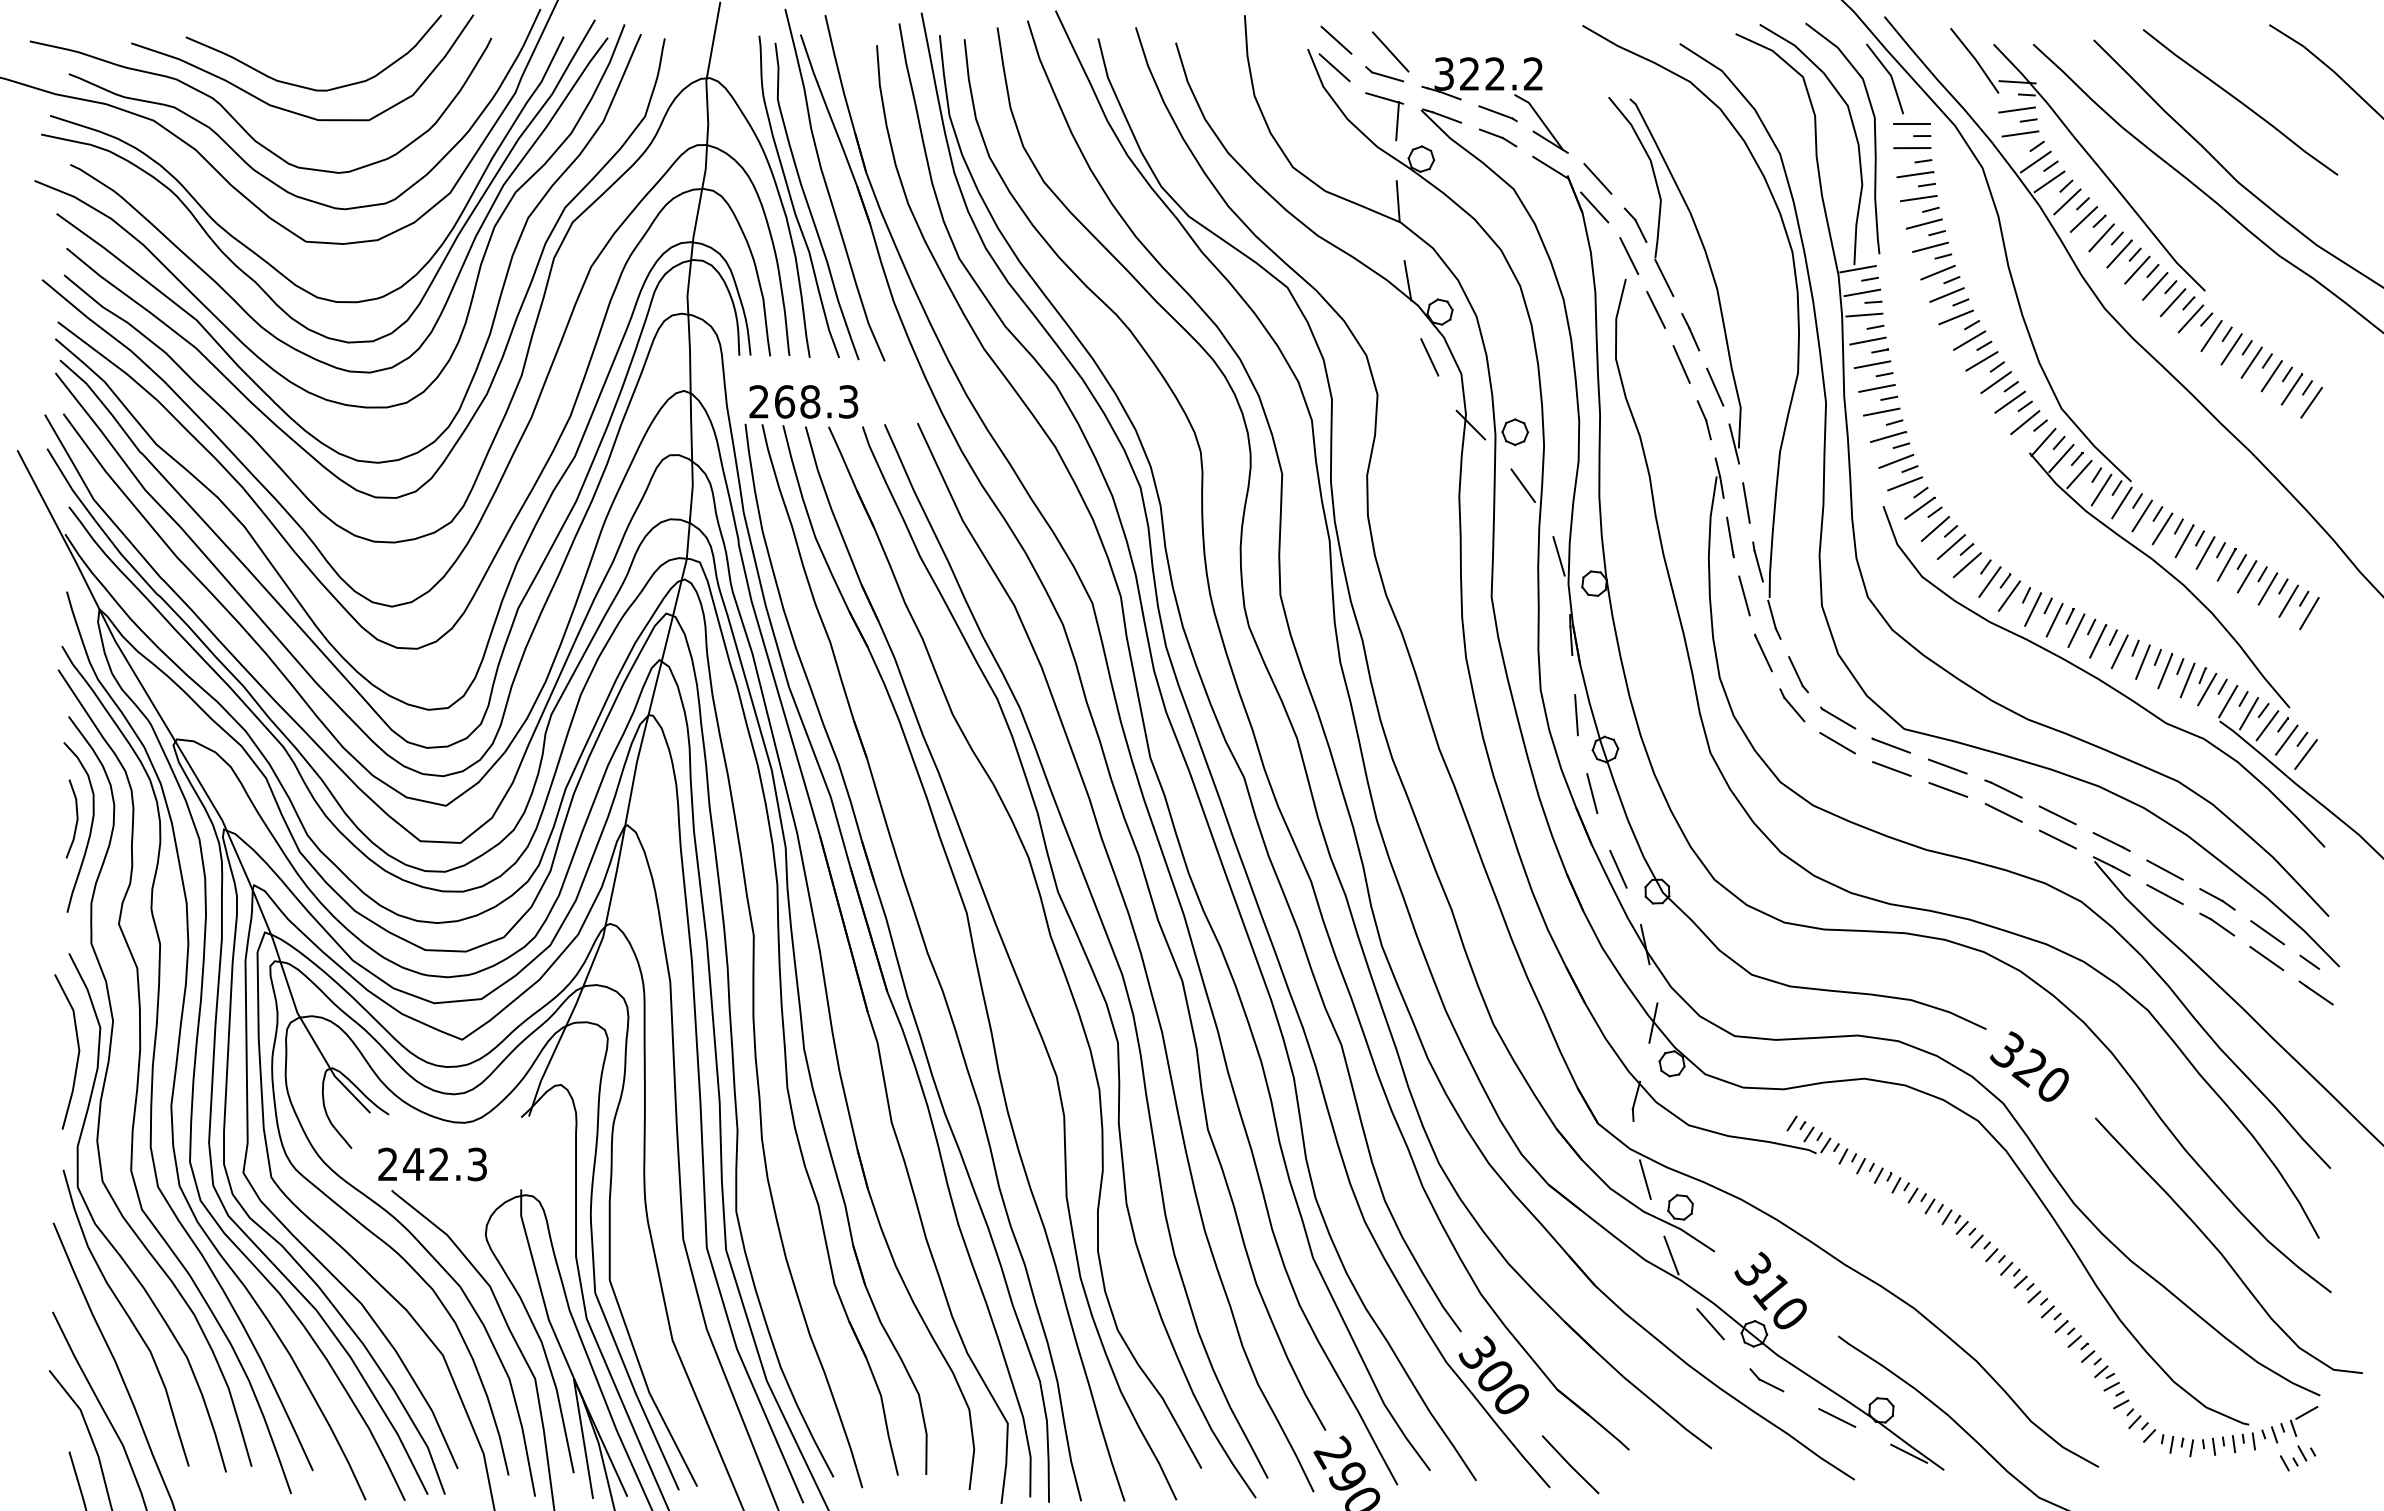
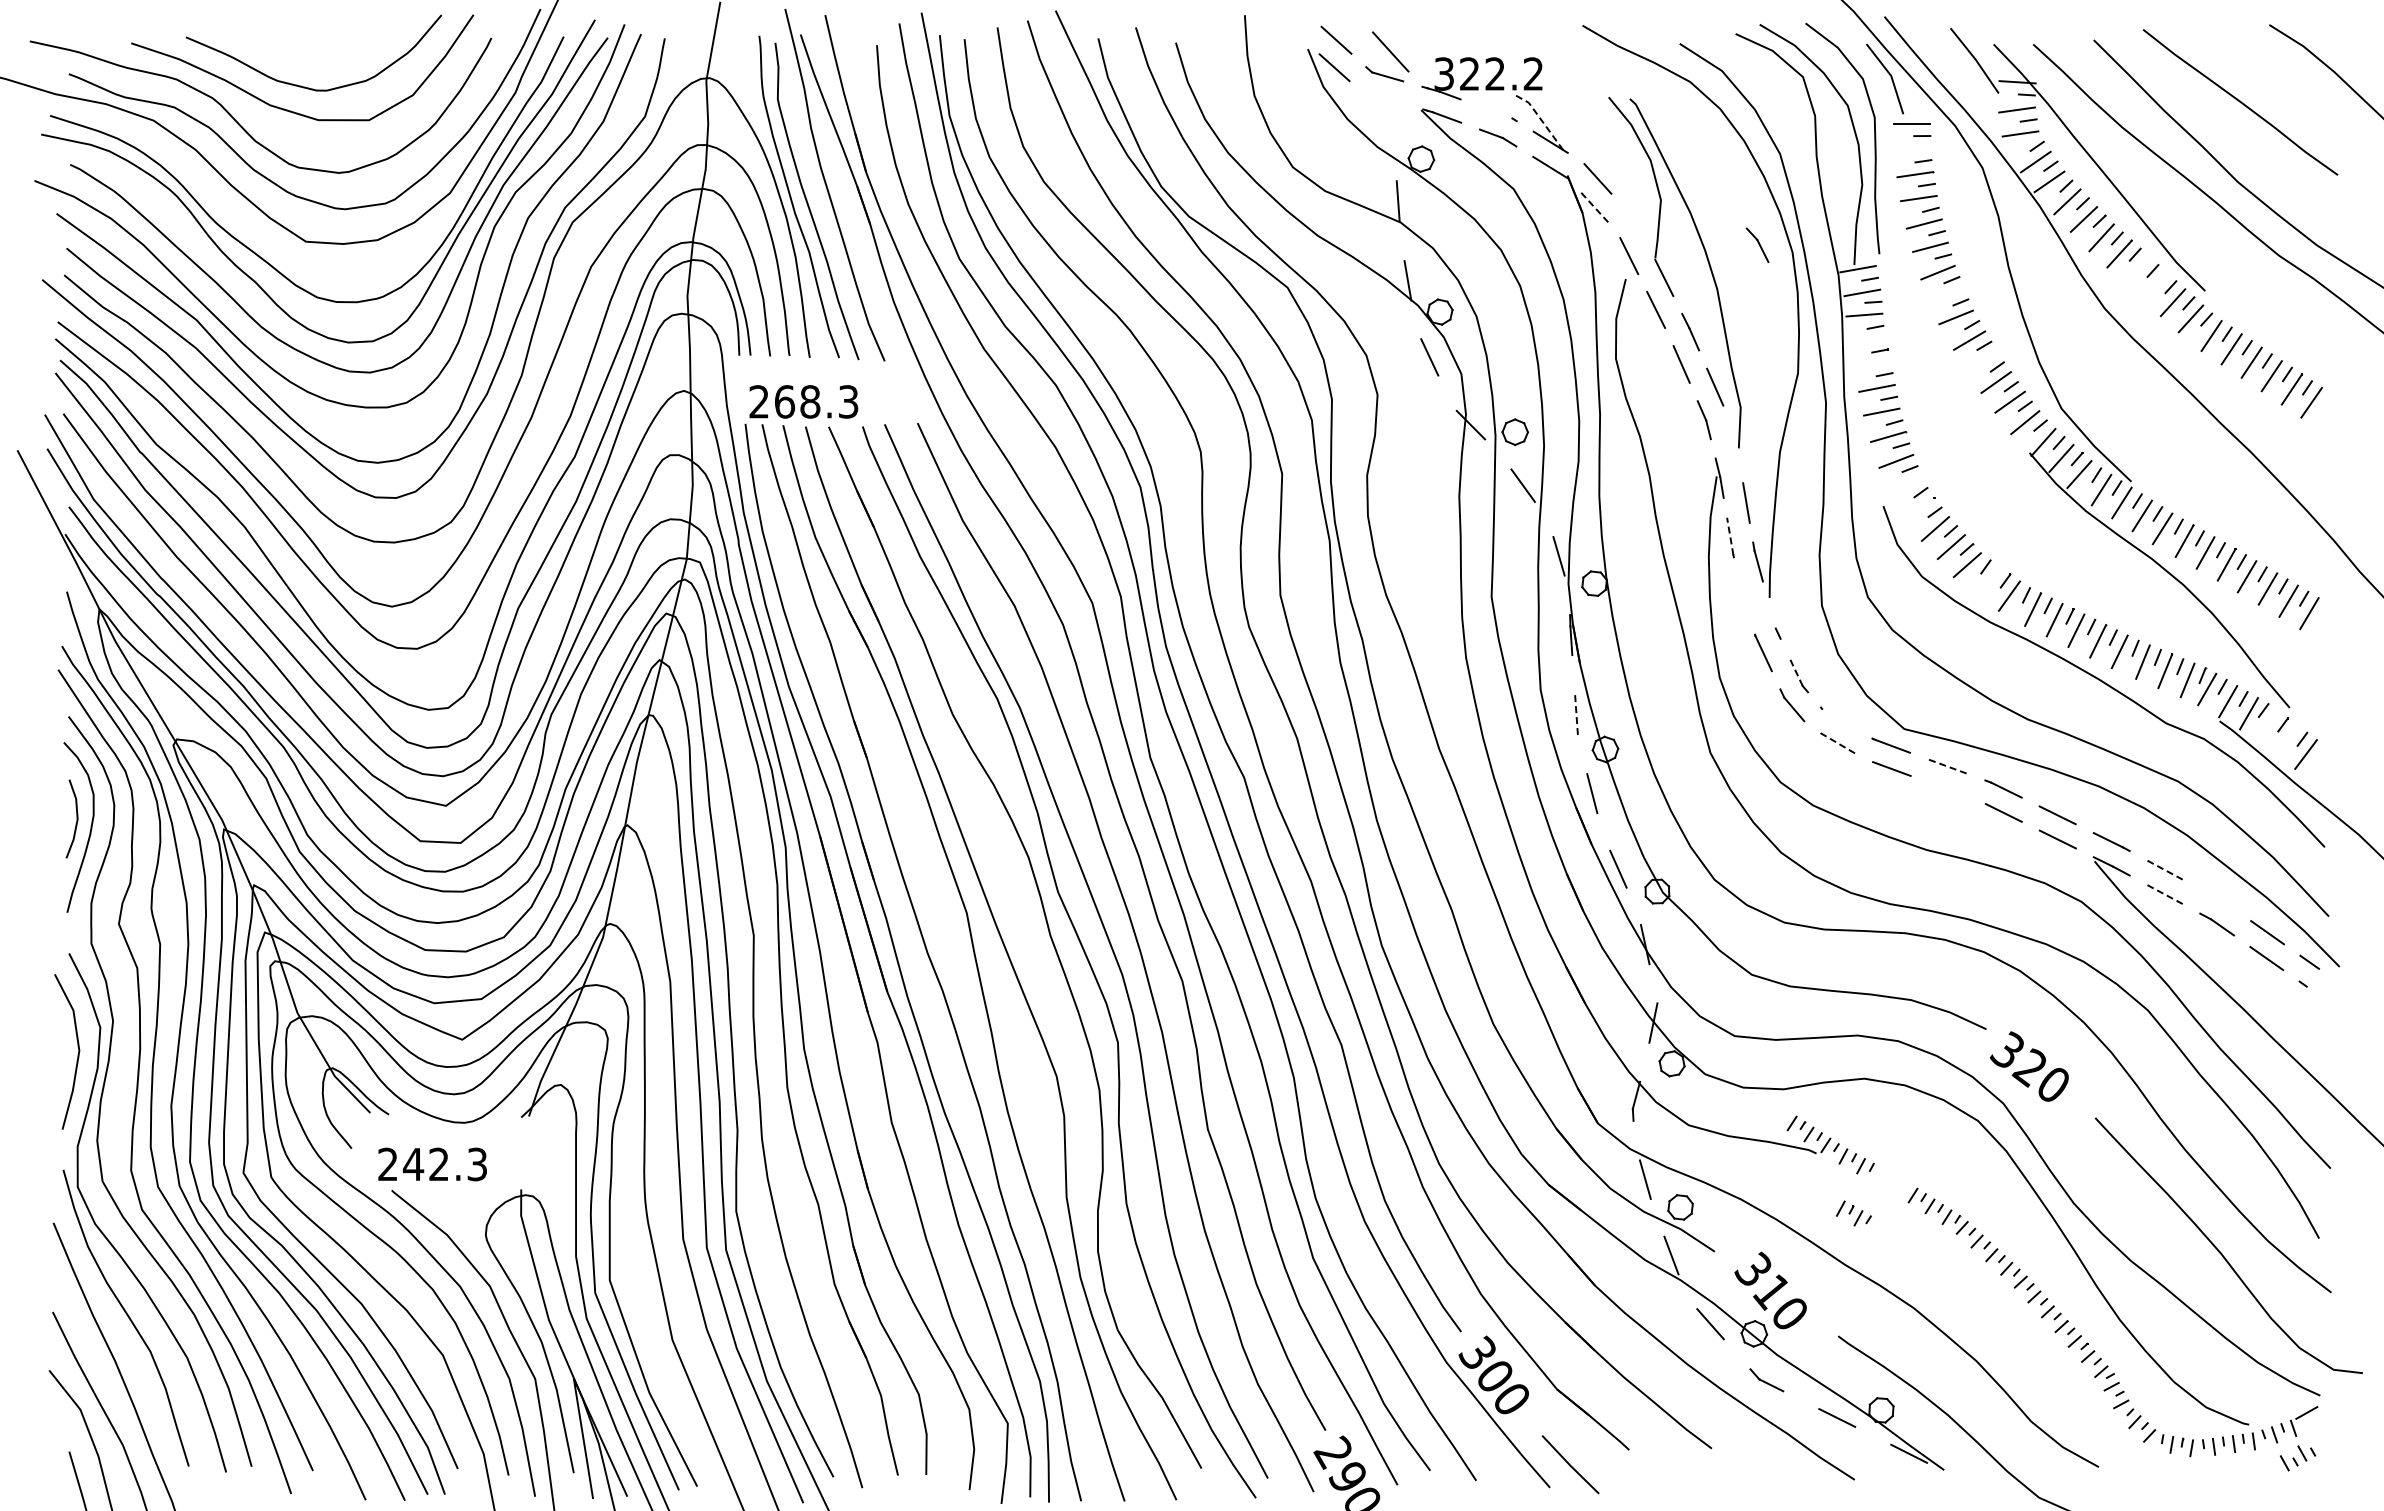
line: present -> none (1495, 112)
part: present -> none (1396, 118)
line: solid -> dashed (1540, 118)
line: present -> none (1912, 148)
line: solid -> dashed (1594, 207)
part position: (1635, 224) -> (1757, 244) (1757, 244)
line: present -> none (2137, 269)
line: present -> none (2155, 286)
line: present -> none (1946, 294)
line: present -> none (1867, 340)
line: present -> none (1981, 361)
line: present -> none (1872, 364)
line: present -> none (1734, 443)
line: present -> none (1904, 483)
line: present -> none (1919, 507)
line: solid -> dashed (1730, 536)
line: present -> none (1989, 581)
line: present -> none (1744, 595)
line: present -> none (1771, 614)
line: solid -> dashed (1795, 671)
line: solid -> dashed (1576, 715)
line: present -> none (1838, 718)
line: present -> none (2267, 725)
line: present -> none (2286, 739)
line: solid -> dashed (1837, 742)
line: solid -> dashed (1947, 766)
line: present -> none (1948, 789)
line: solid -> dashed (2164, 869)
line: solid -> dashed (2164, 894)
part: present -> none (2217, 899)
line: present -> none (2319, 995)
part position: (1891, 1180) -> (1853, 1213) (1853, 1213)
